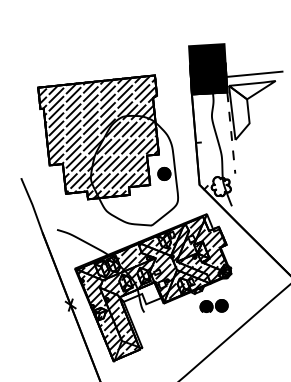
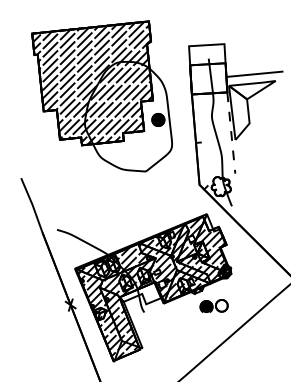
fill: present -> none (208, 69)
part position: (107, 150) -> (101, 96) (101, 96)
fill: present -> none (221, 305)
